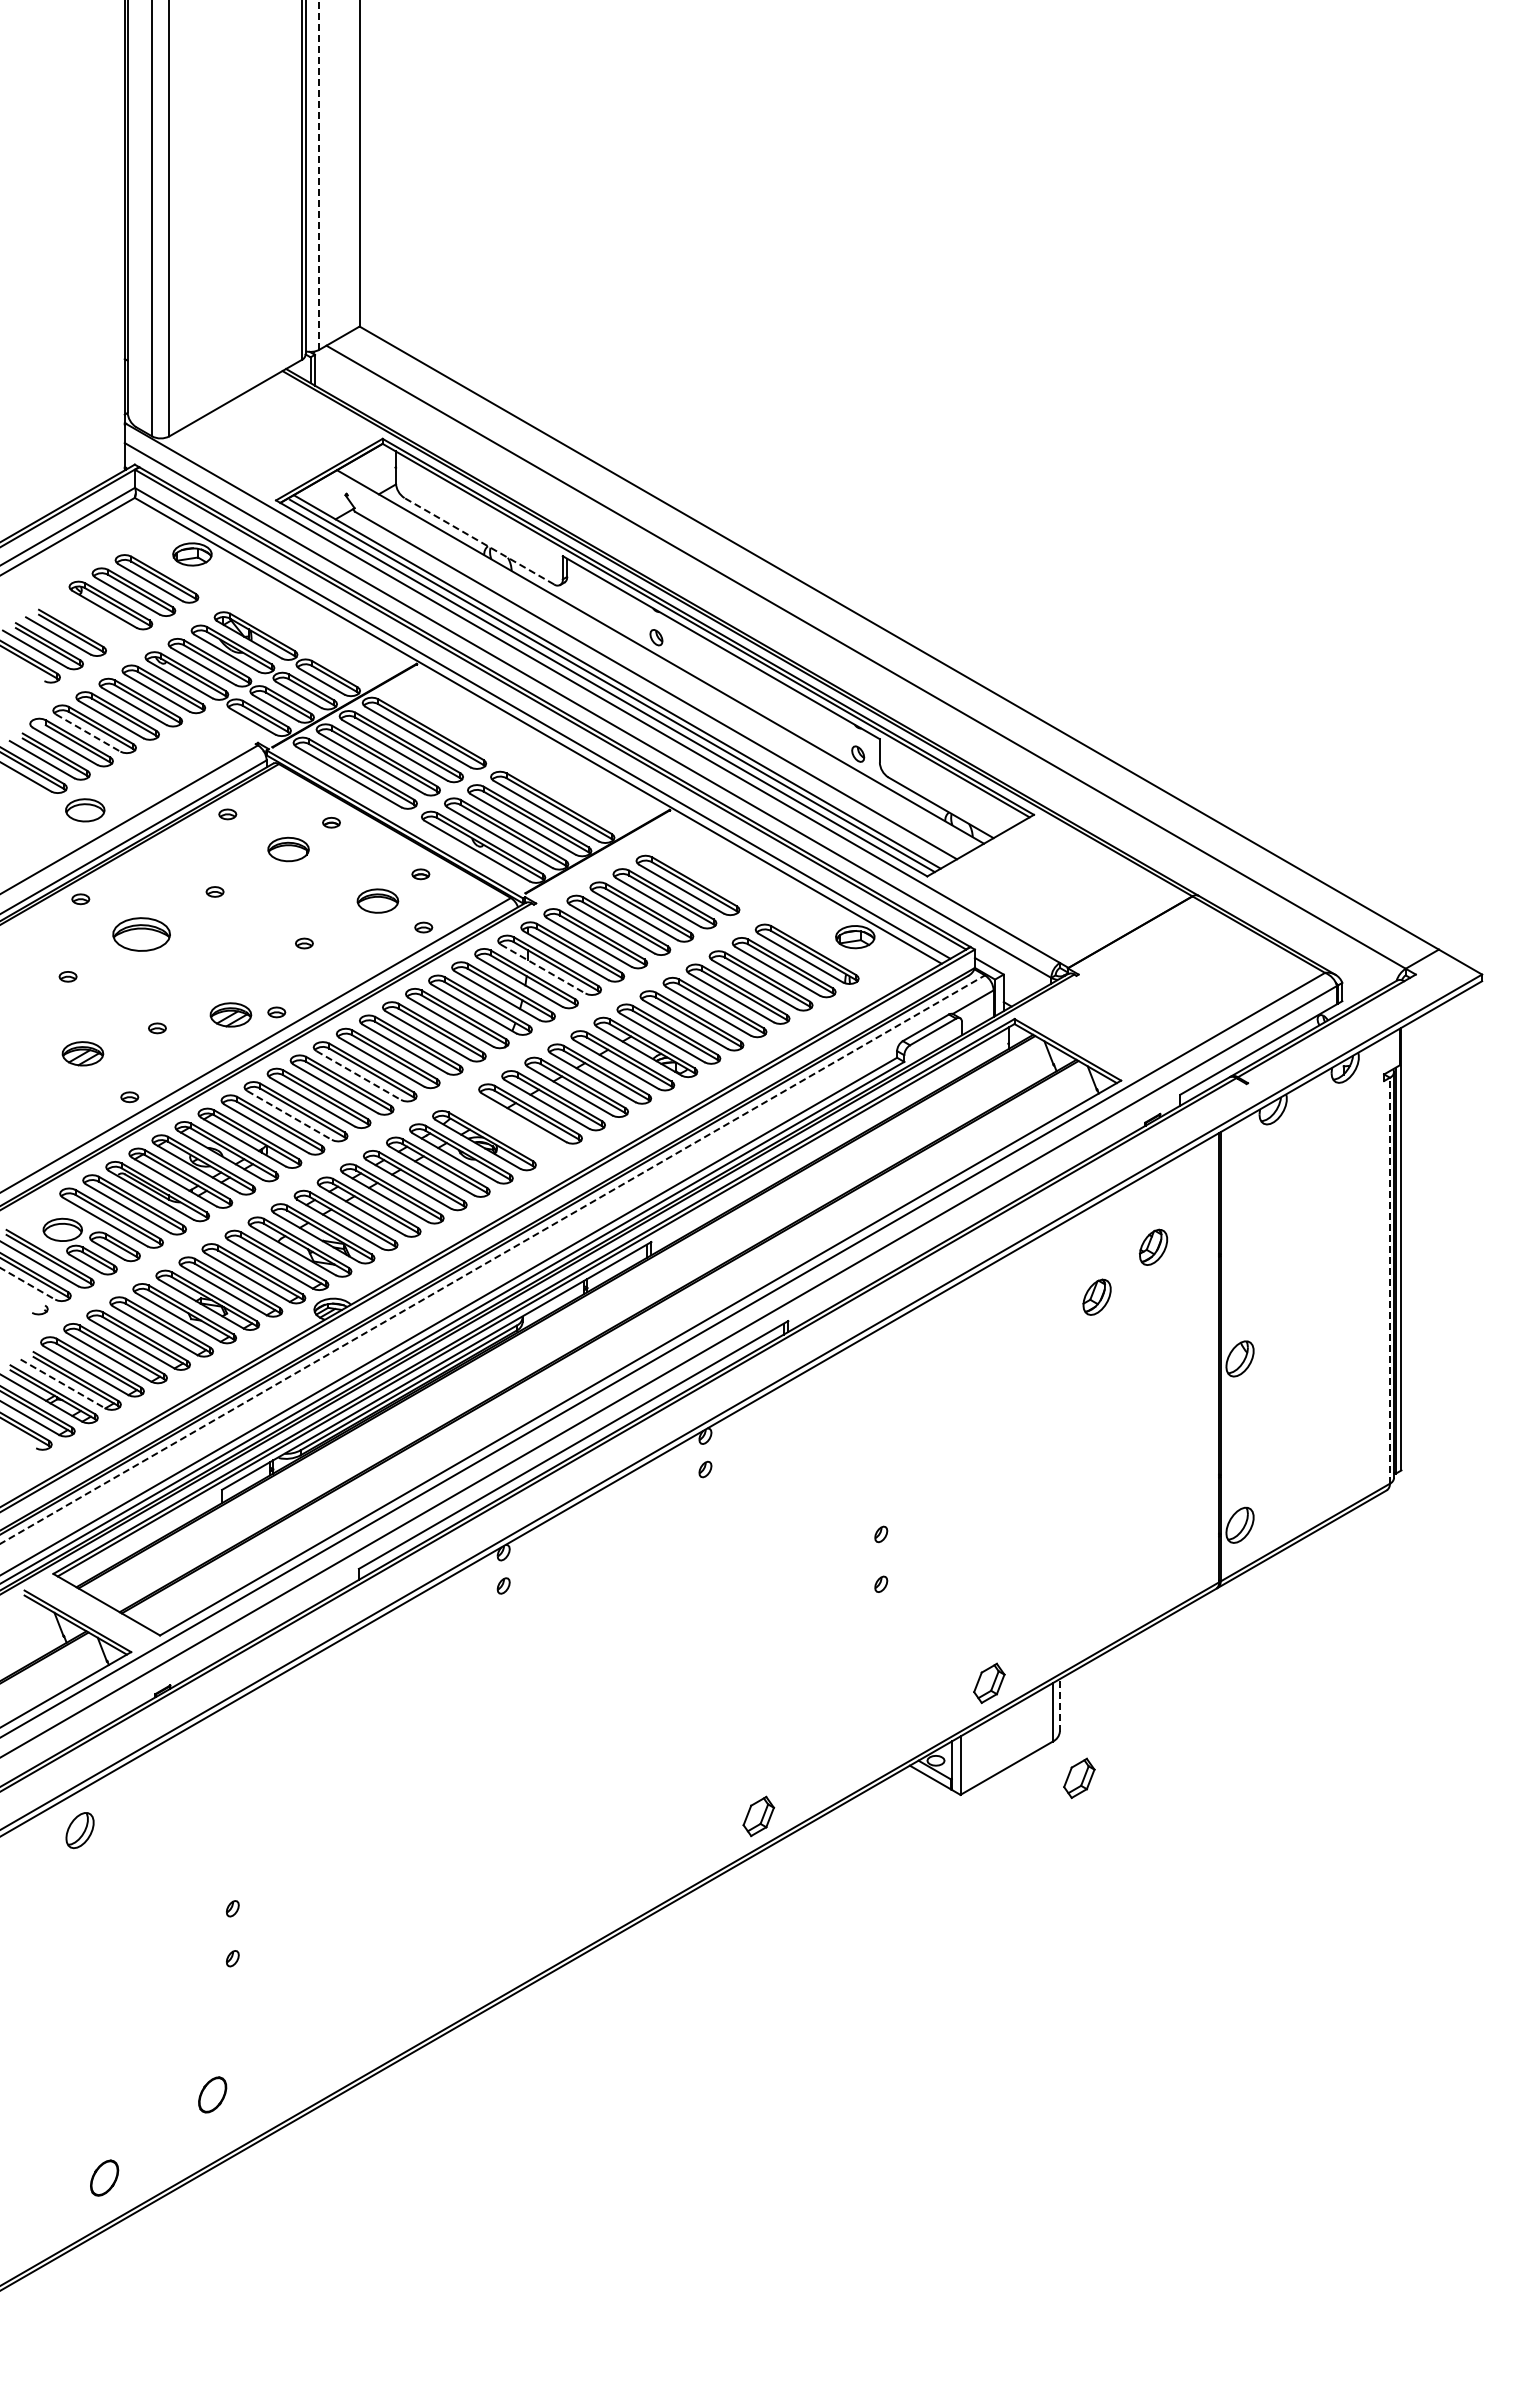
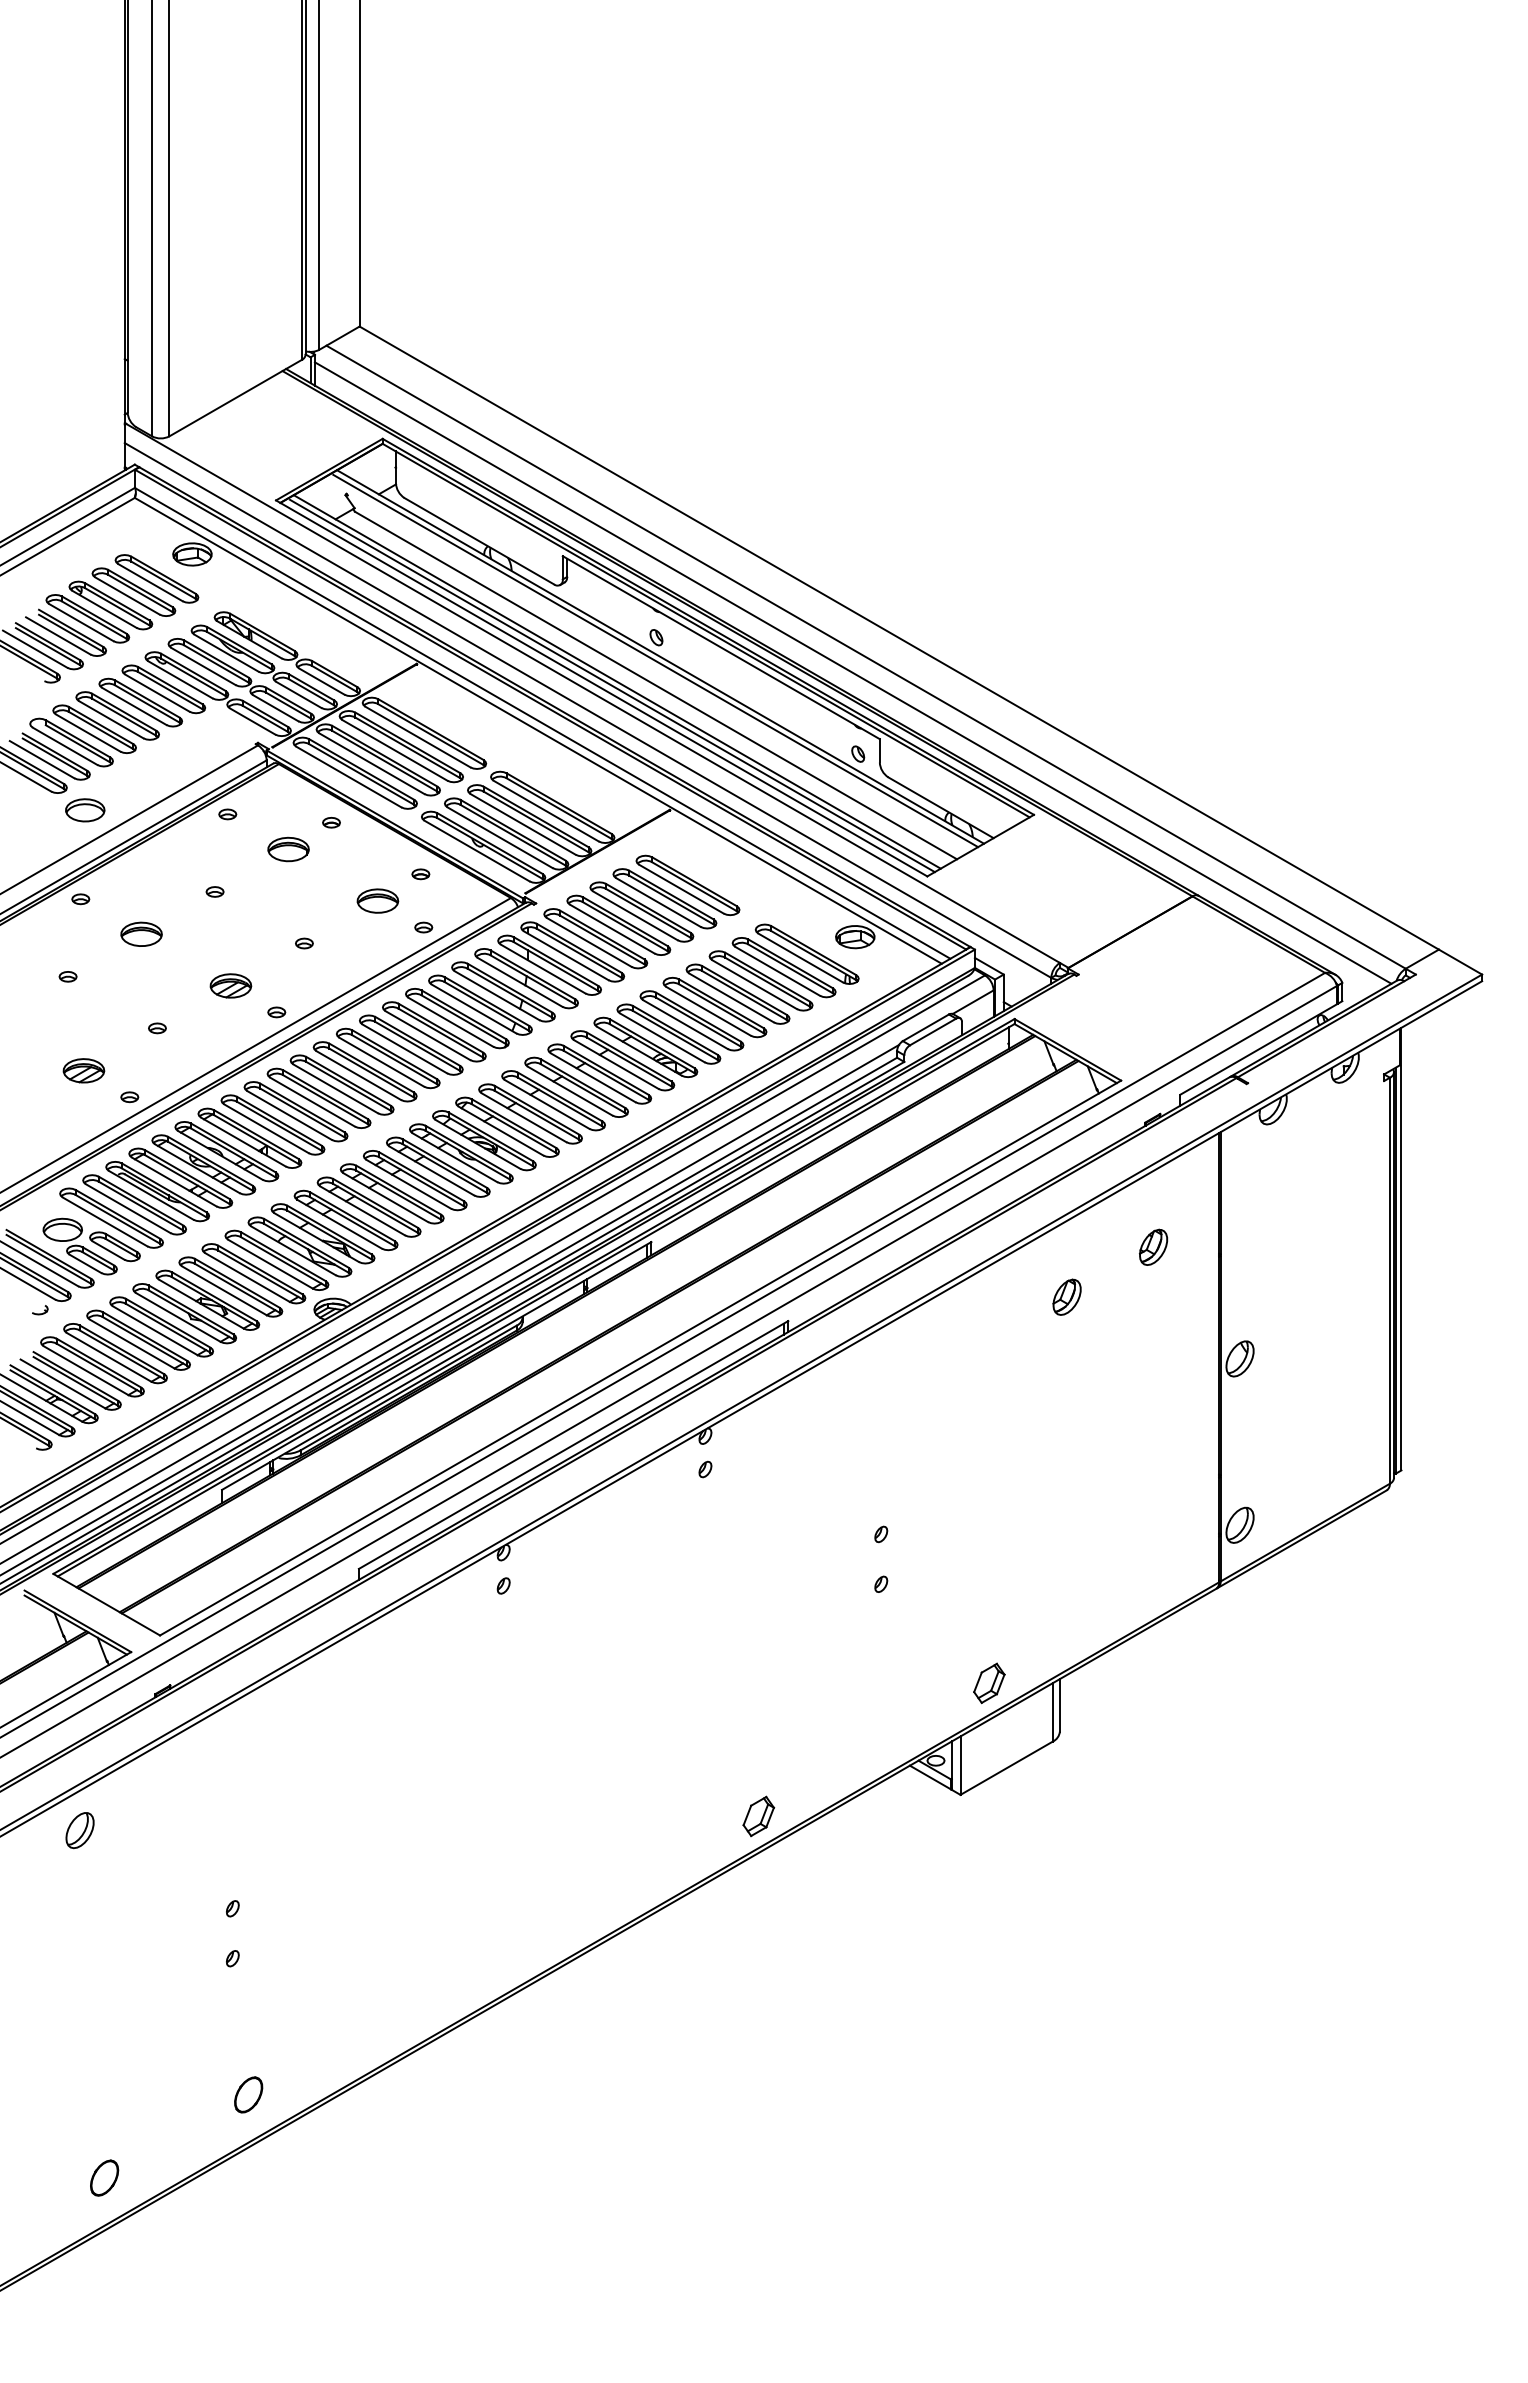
line: dashed -> solid (319, 174)
line: dashed -> solid (478, 541)
part: none -> present (87, 618)
line: none -> present (655, 660)
line: none -> present (852, 672)
line: dashed -> solid (88, 733)
part size: 59x35 px -> 43x26 px (141, 933)
line: dashed -> solid (543, 969)
part position: (230, 1014) -> (230, 985) (230, 985)
part position: (82, 1053) -> (83, 1070) (83, 1070)
line: dashed -> solid (358, 1075)
line: dashed -> solid (289, 1115)
part: none -> present (507, 1126)
line: dashed -> solid (493, 1259)
line: dashed -> solid (1389, 1280)
line: dashed -> solid (28, 1284)
part position: (1096, 1296) -> (1066, 1296) (1066, 1296)
line: none -> present (450, 1303)
line: dashed -> solid (62, 1383)
line: dashed -> solid (1059, 1704)
part: present -> none (1079, 1777)
part position: (212, 2094) -> (248, 2094) (248, 2094)
